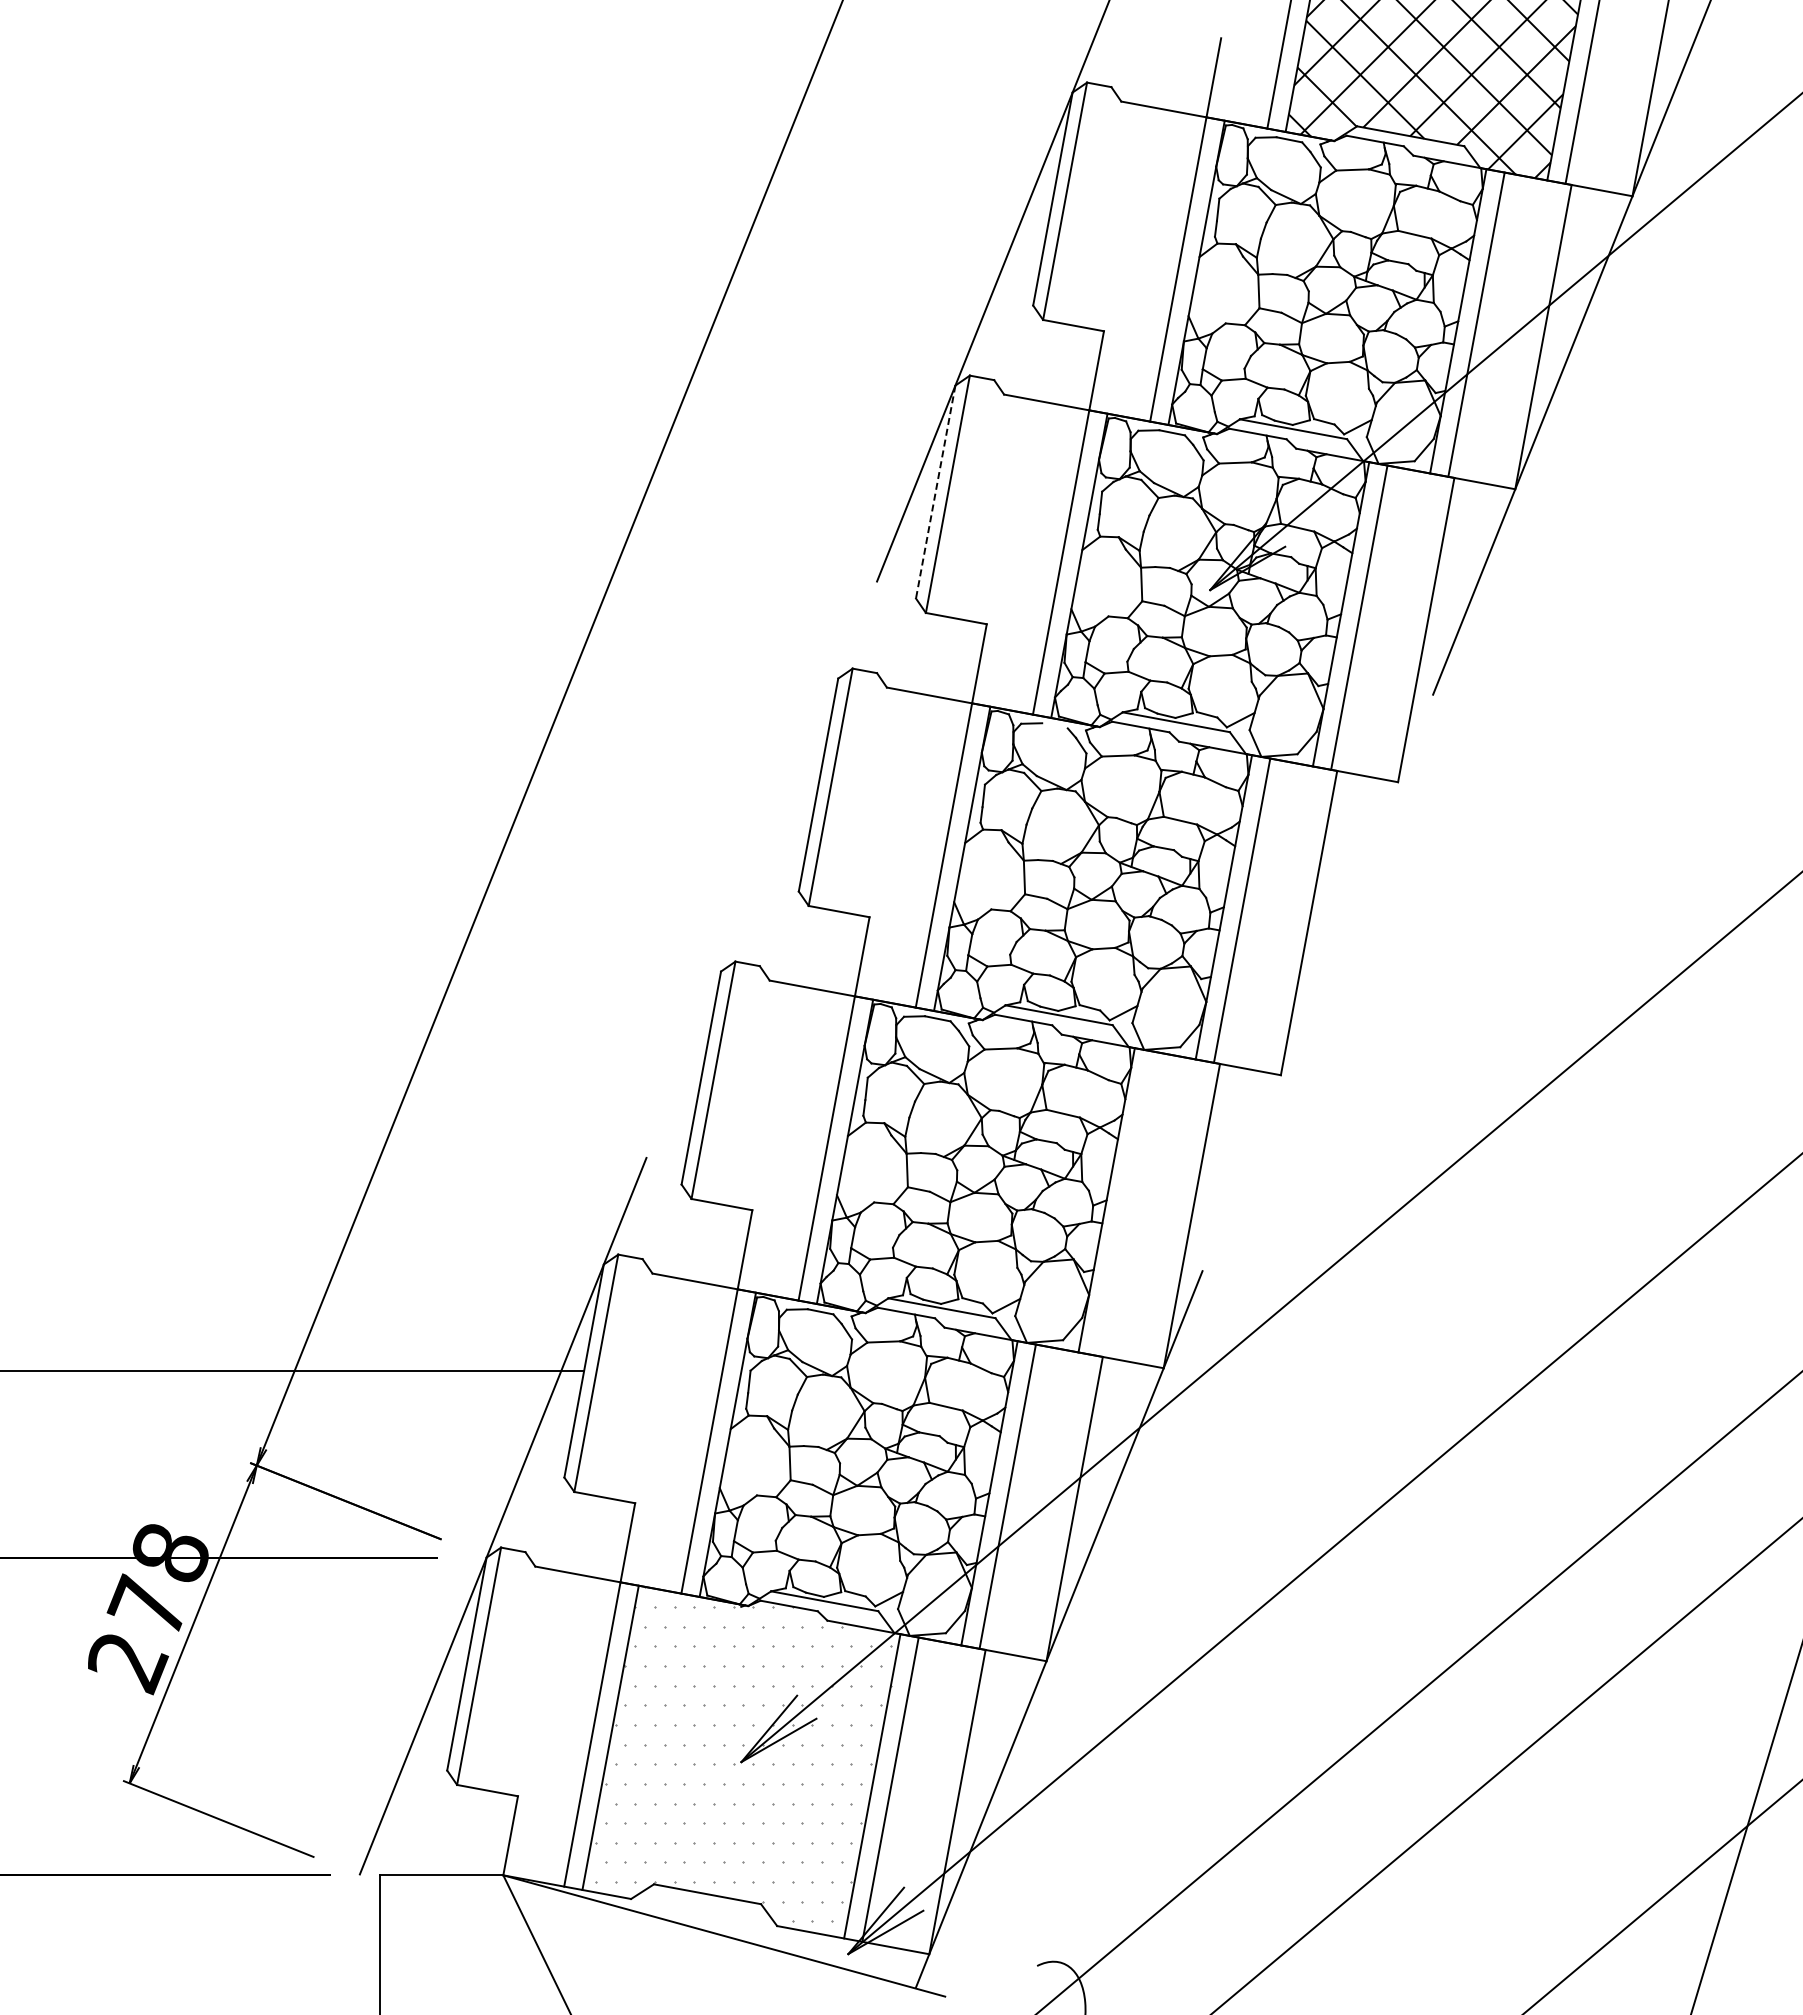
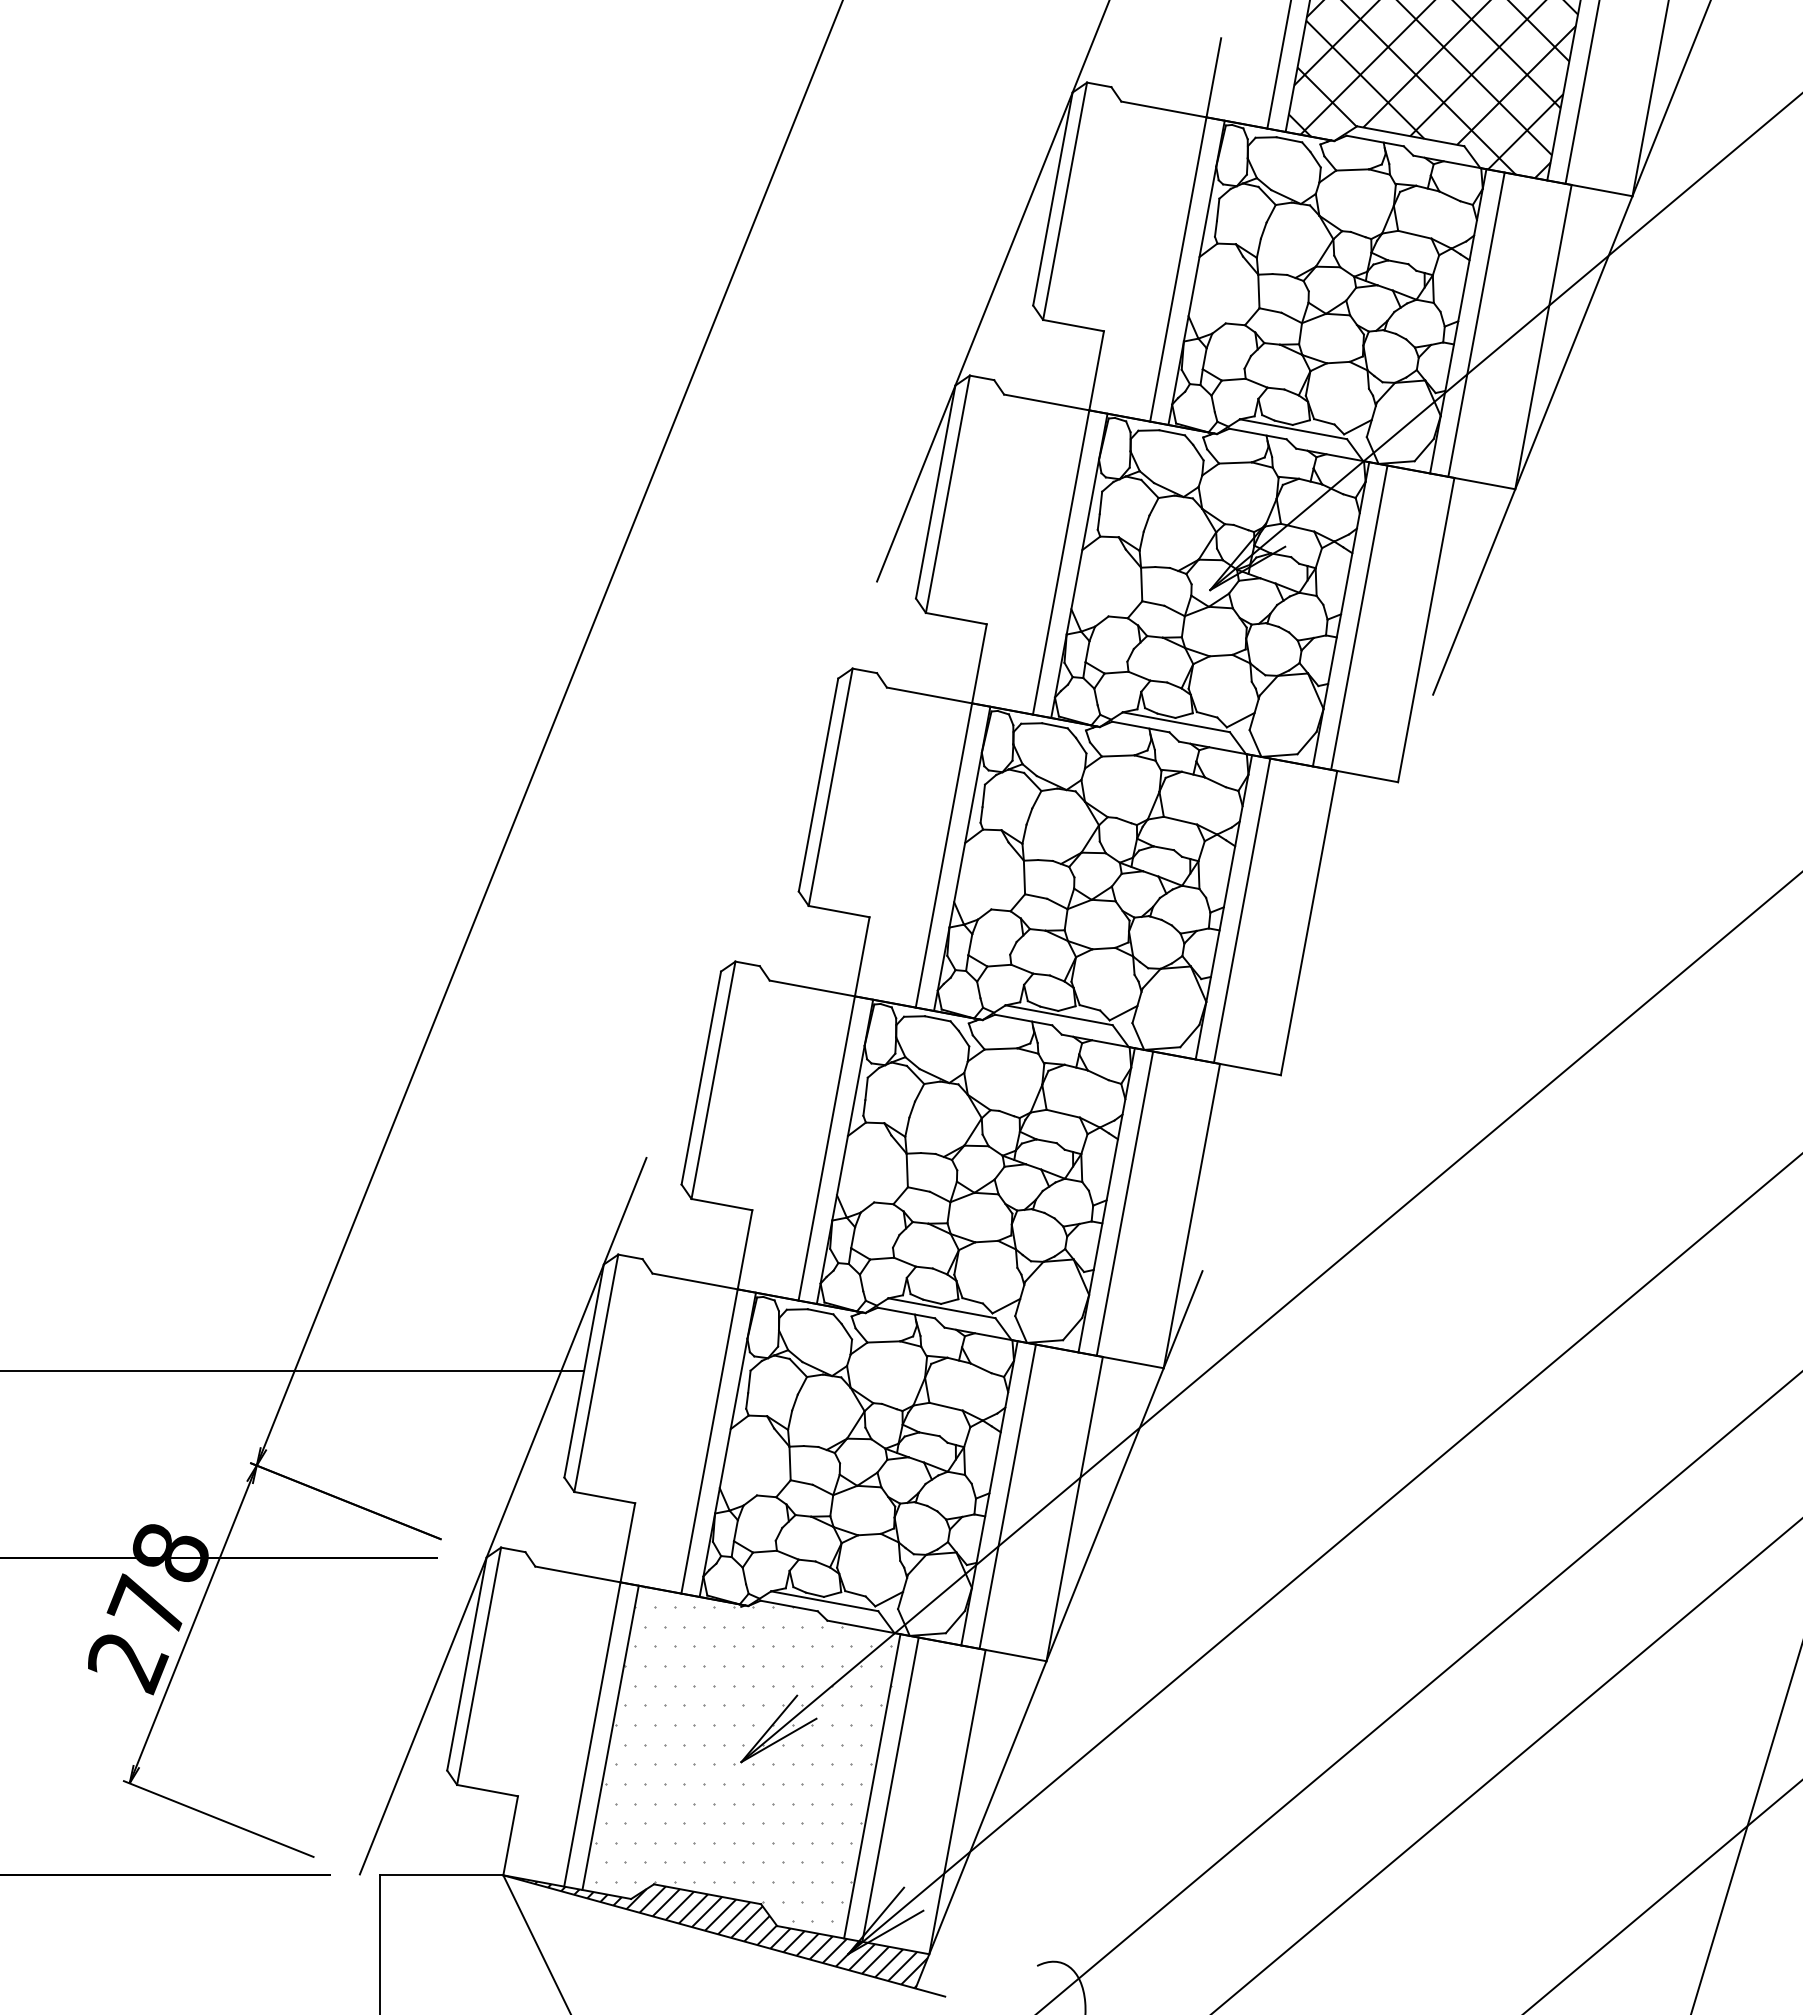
line: dashed -> solid (935, 492)
line: none -> present (1054, 725)
line: none -> present (1124, 1203)
hatch: none -> present (717, 1932)
